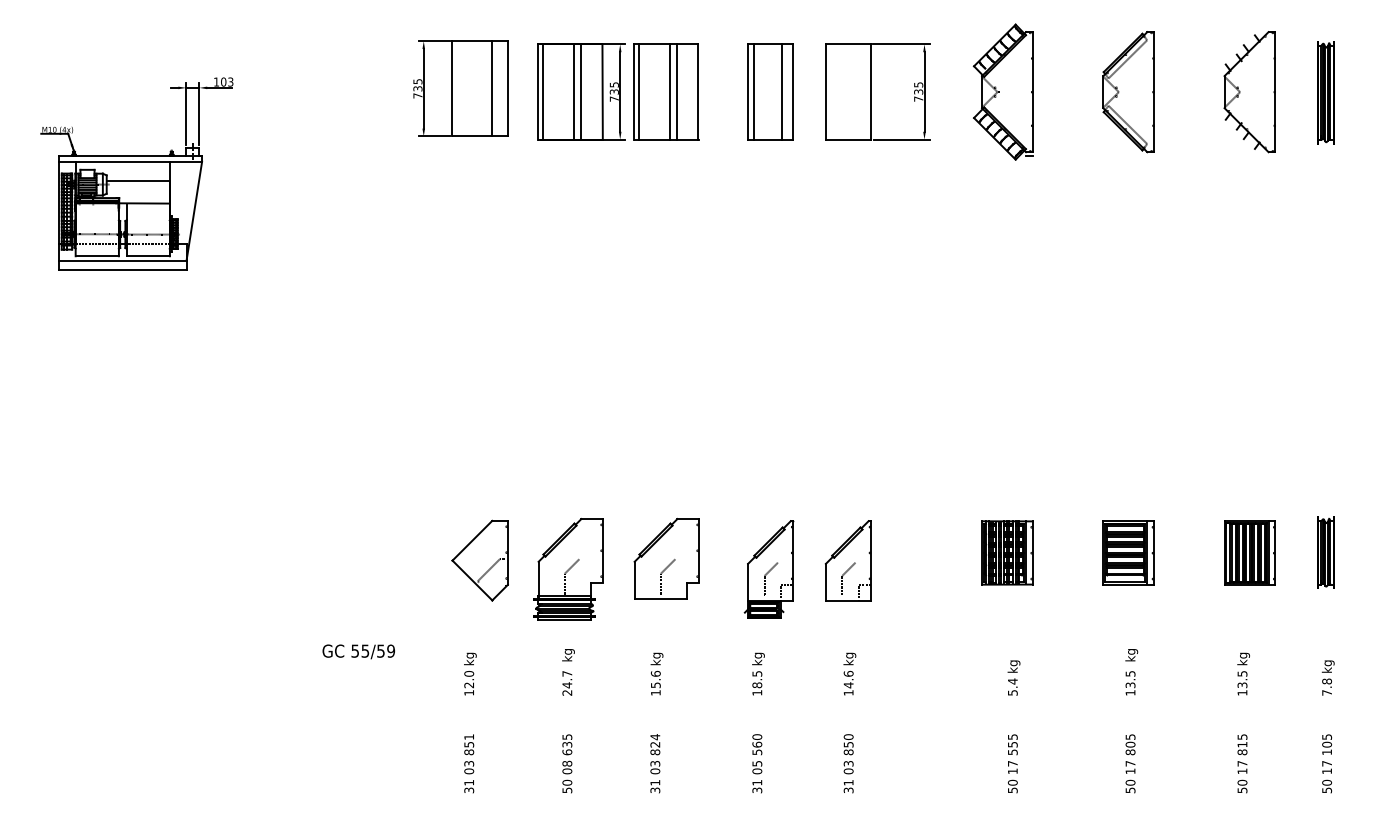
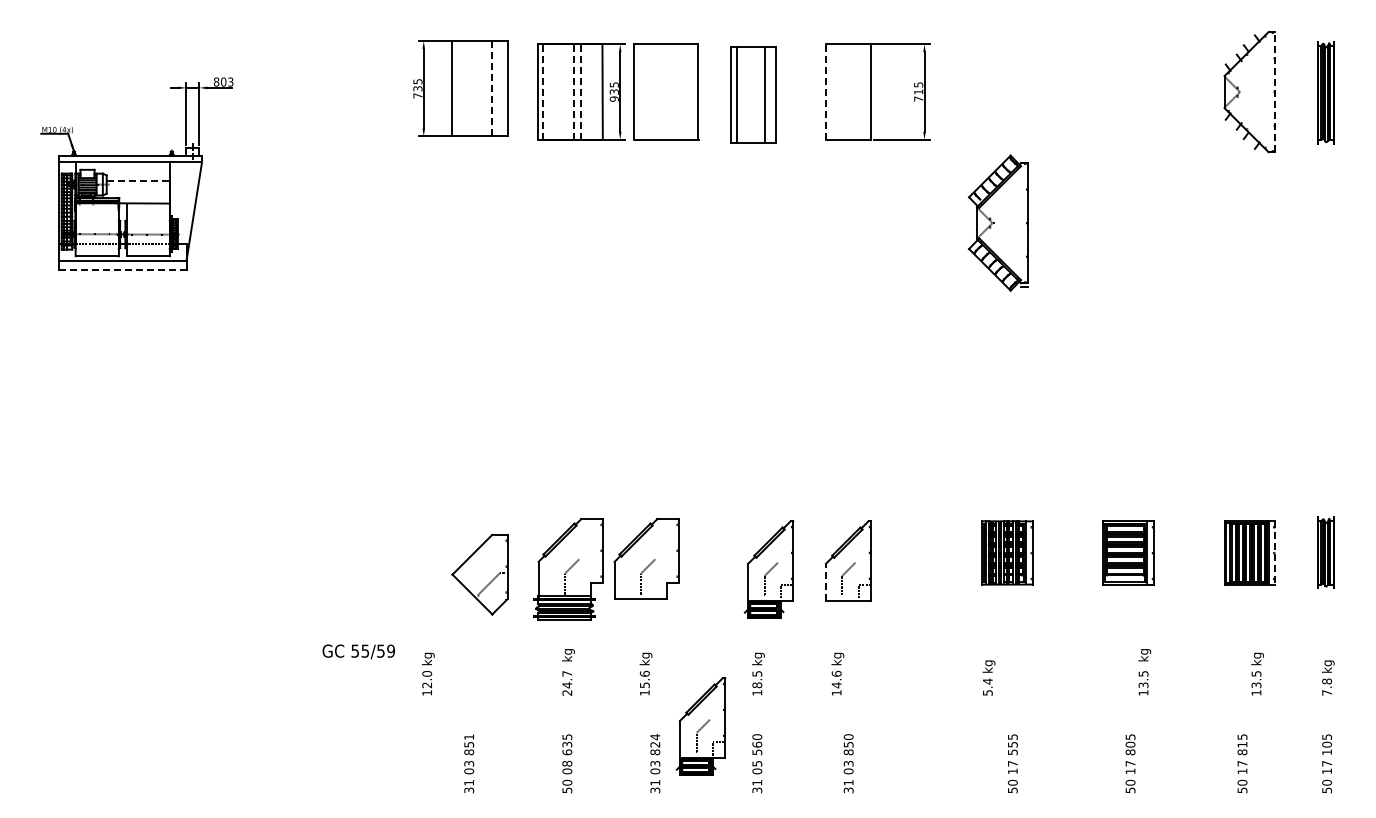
text: 103 -> 803 (216, 81)
line: solid -> dashed (491, 88)
line: present -> none (639, 91)
line: present -> none (670, 91)
line: present -> none (677, 91)
part position: (770, 91) -> (753, 94) (753, 94)
text: 735 -> 715 (918, 91)
part position: (1002, 91) -> (997, 222) (997, 222)
line: solid -> dashed (1275, 91)
line: solid -> dashed (543, 92)
line: solid -> dashed (574, 92)
line: solid -> dashed (581, 92)
line: solid -> dashed (825, 92)
part: present -> none (1128, 92)
text: 735 -> 935 (613, 98)
line: solid -> dashed (138, 181)
line: solid -> dashed (122, 269)
line: solid -> dashed (1275, 553)
part position: (666, 558) -> (646, 558) (646, 558)
part position: (479, 560) -> (479, 574) (479, 574)
line: solid -> dashed (825, 581)
text position: (1131, 672) -> (1144, 672) (1144, 672)
text position: (470, 673) -> (428, 673) (428, 673)
text position: (656, 673) -> (645, 673) (645, 673)
text position: (849, 673) -> (837, 673) (837, 673)
text position: (1243, 673) -> (1257, 673) (1257, 673)
text position: (1013, 677) -> (988, 677) (988, 677)
part: none -> present (700, 726)
